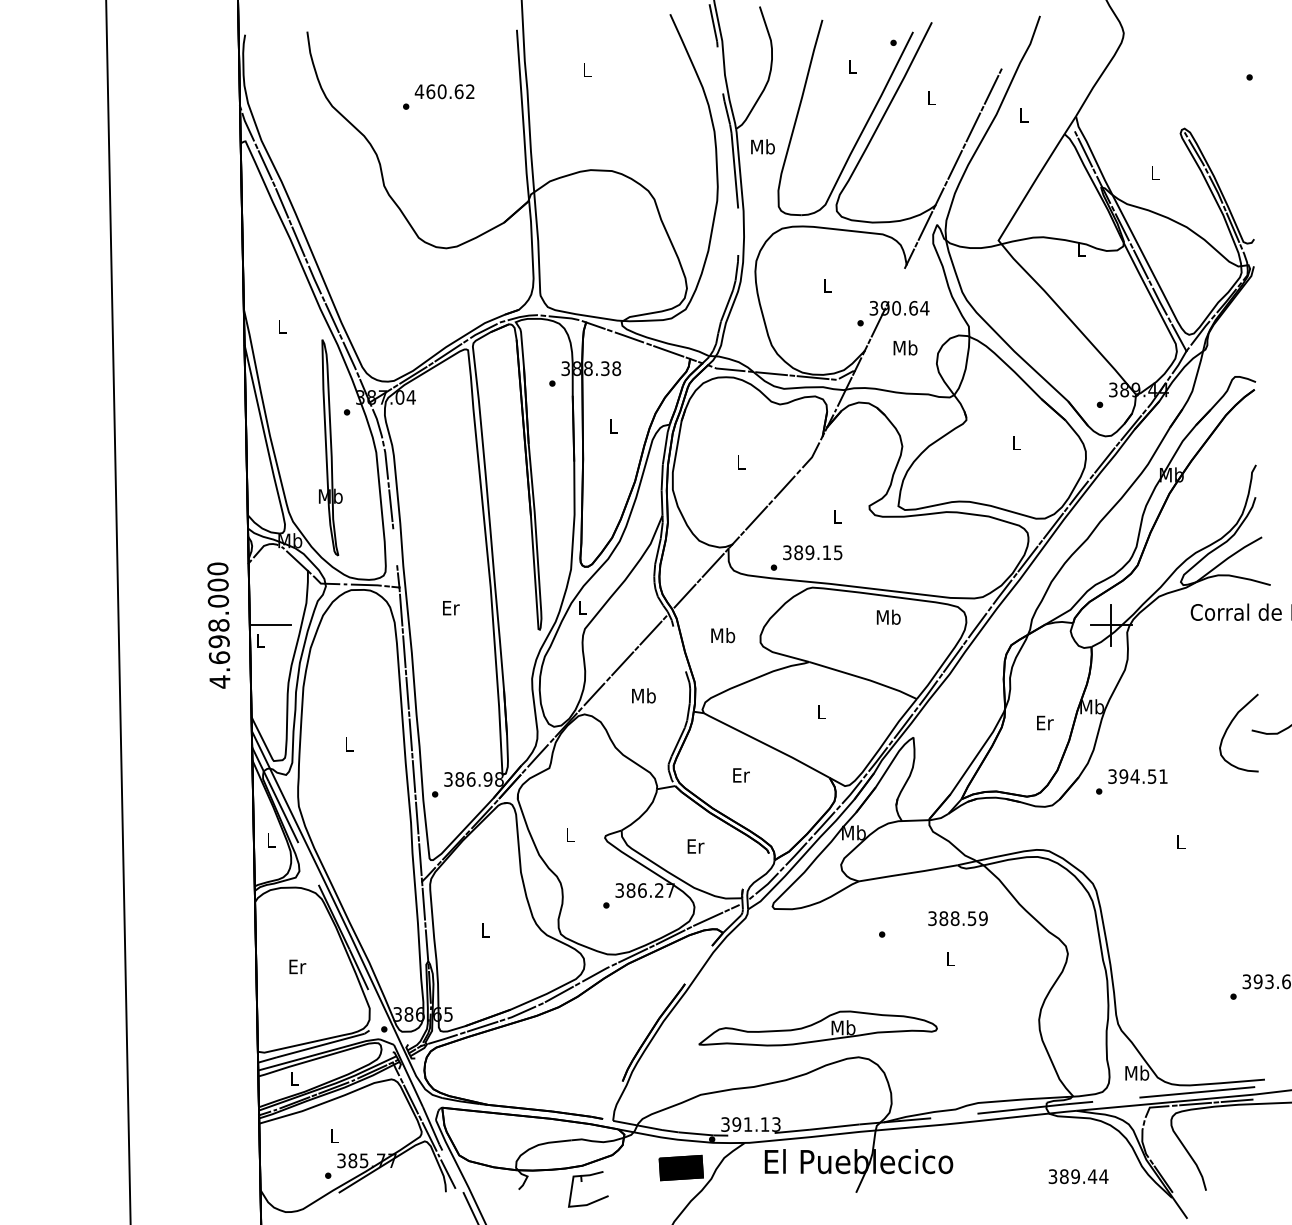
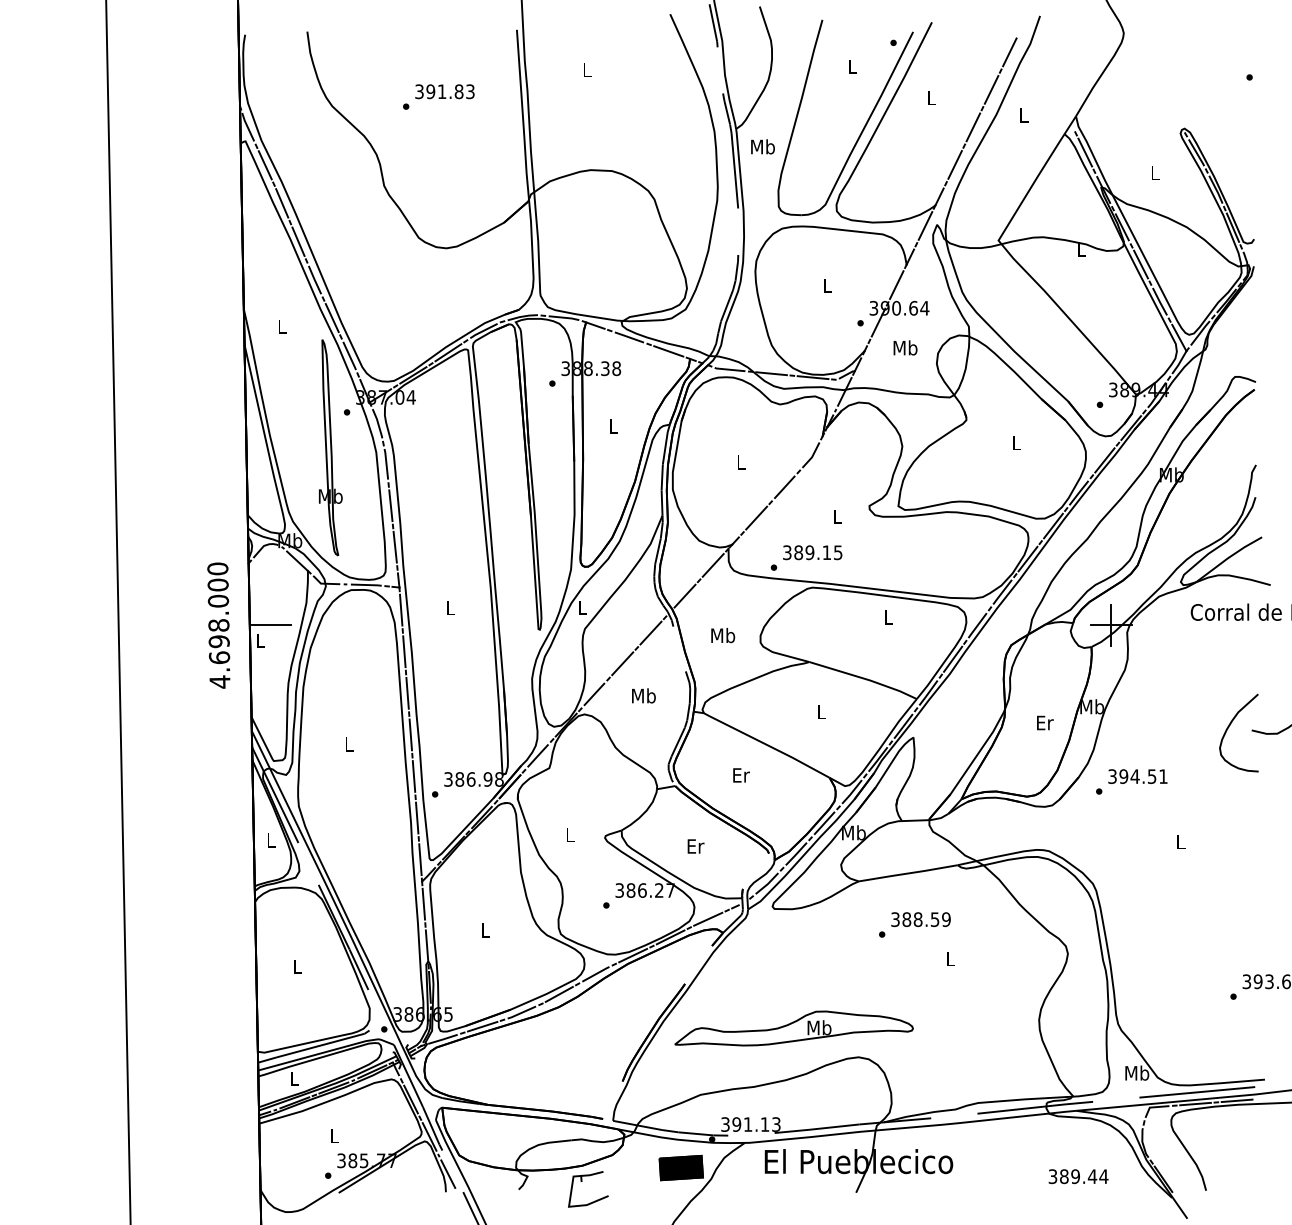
line: none -> present (1009, 52)
text: 460.62 -> 391.83 (444, 91)
line: none -> present (896, 285)
line: none -> present (394, 546)
text: Er -> L (451, 608)
text: Mb -> L (888, 616)
text position: (957, 918) -> (920, 919) (920, 919)
text: Er -> L (297, 966)
part position: (817, 1028) -> (793, 1028) (793, 1028)
